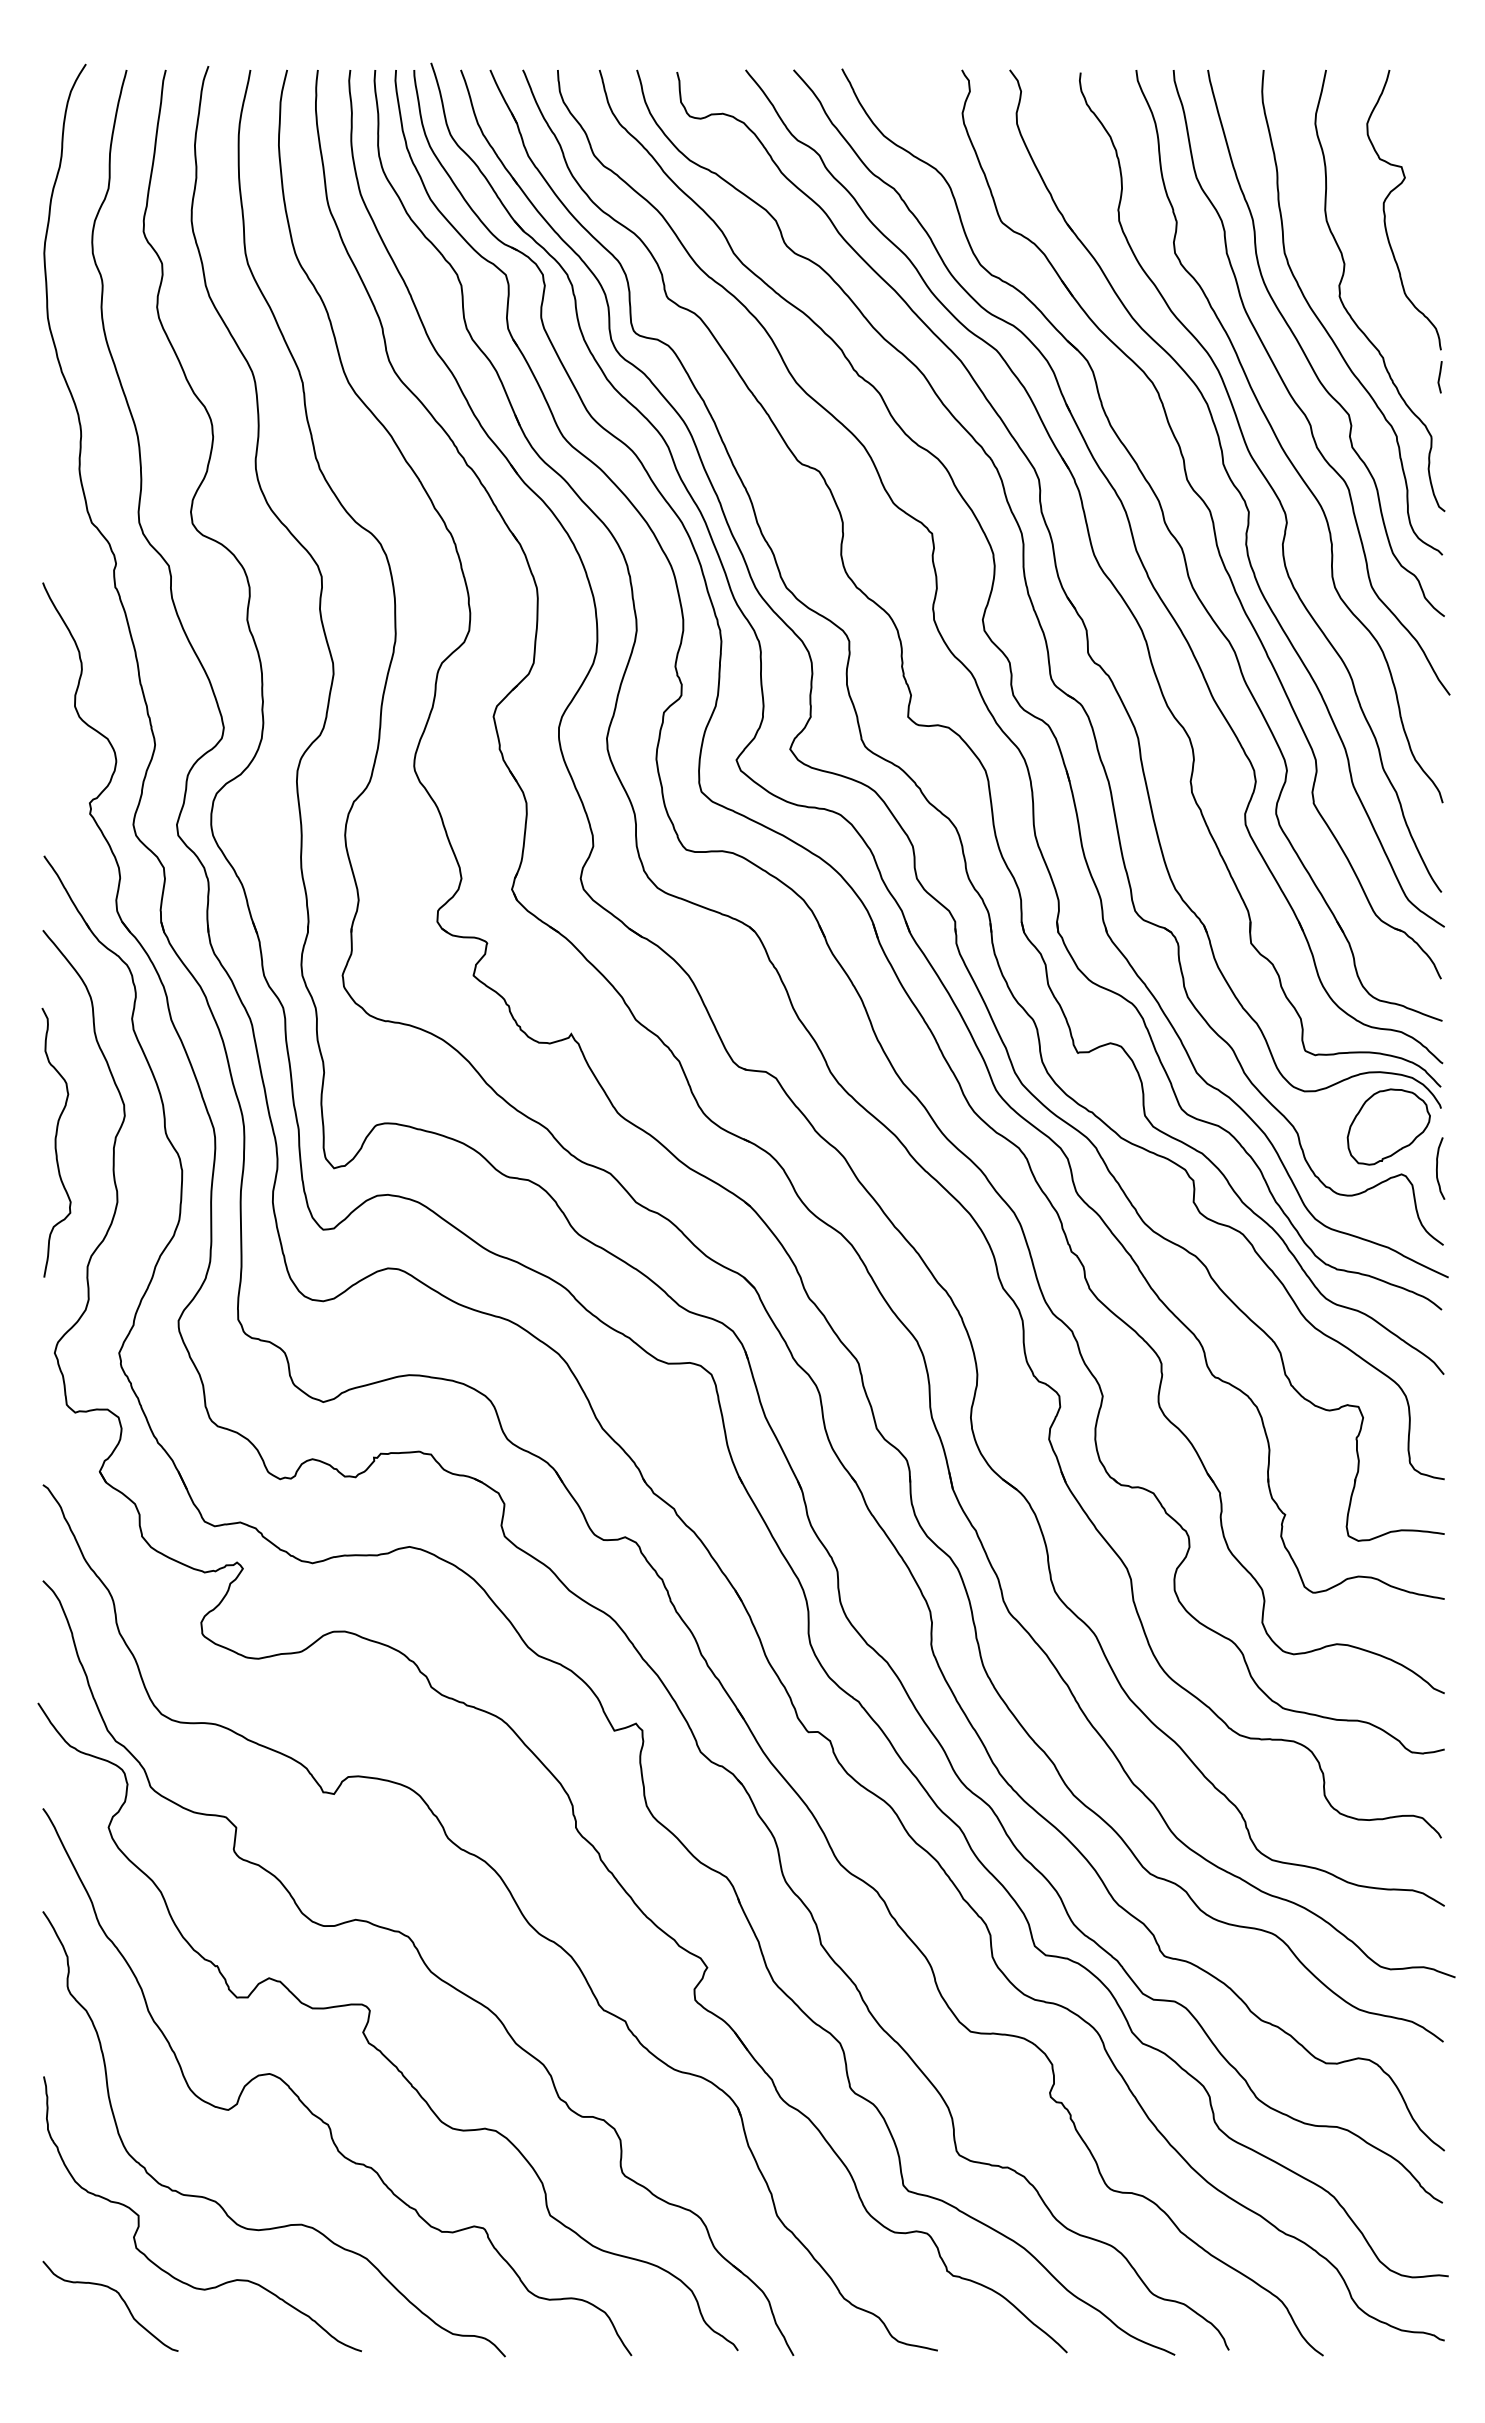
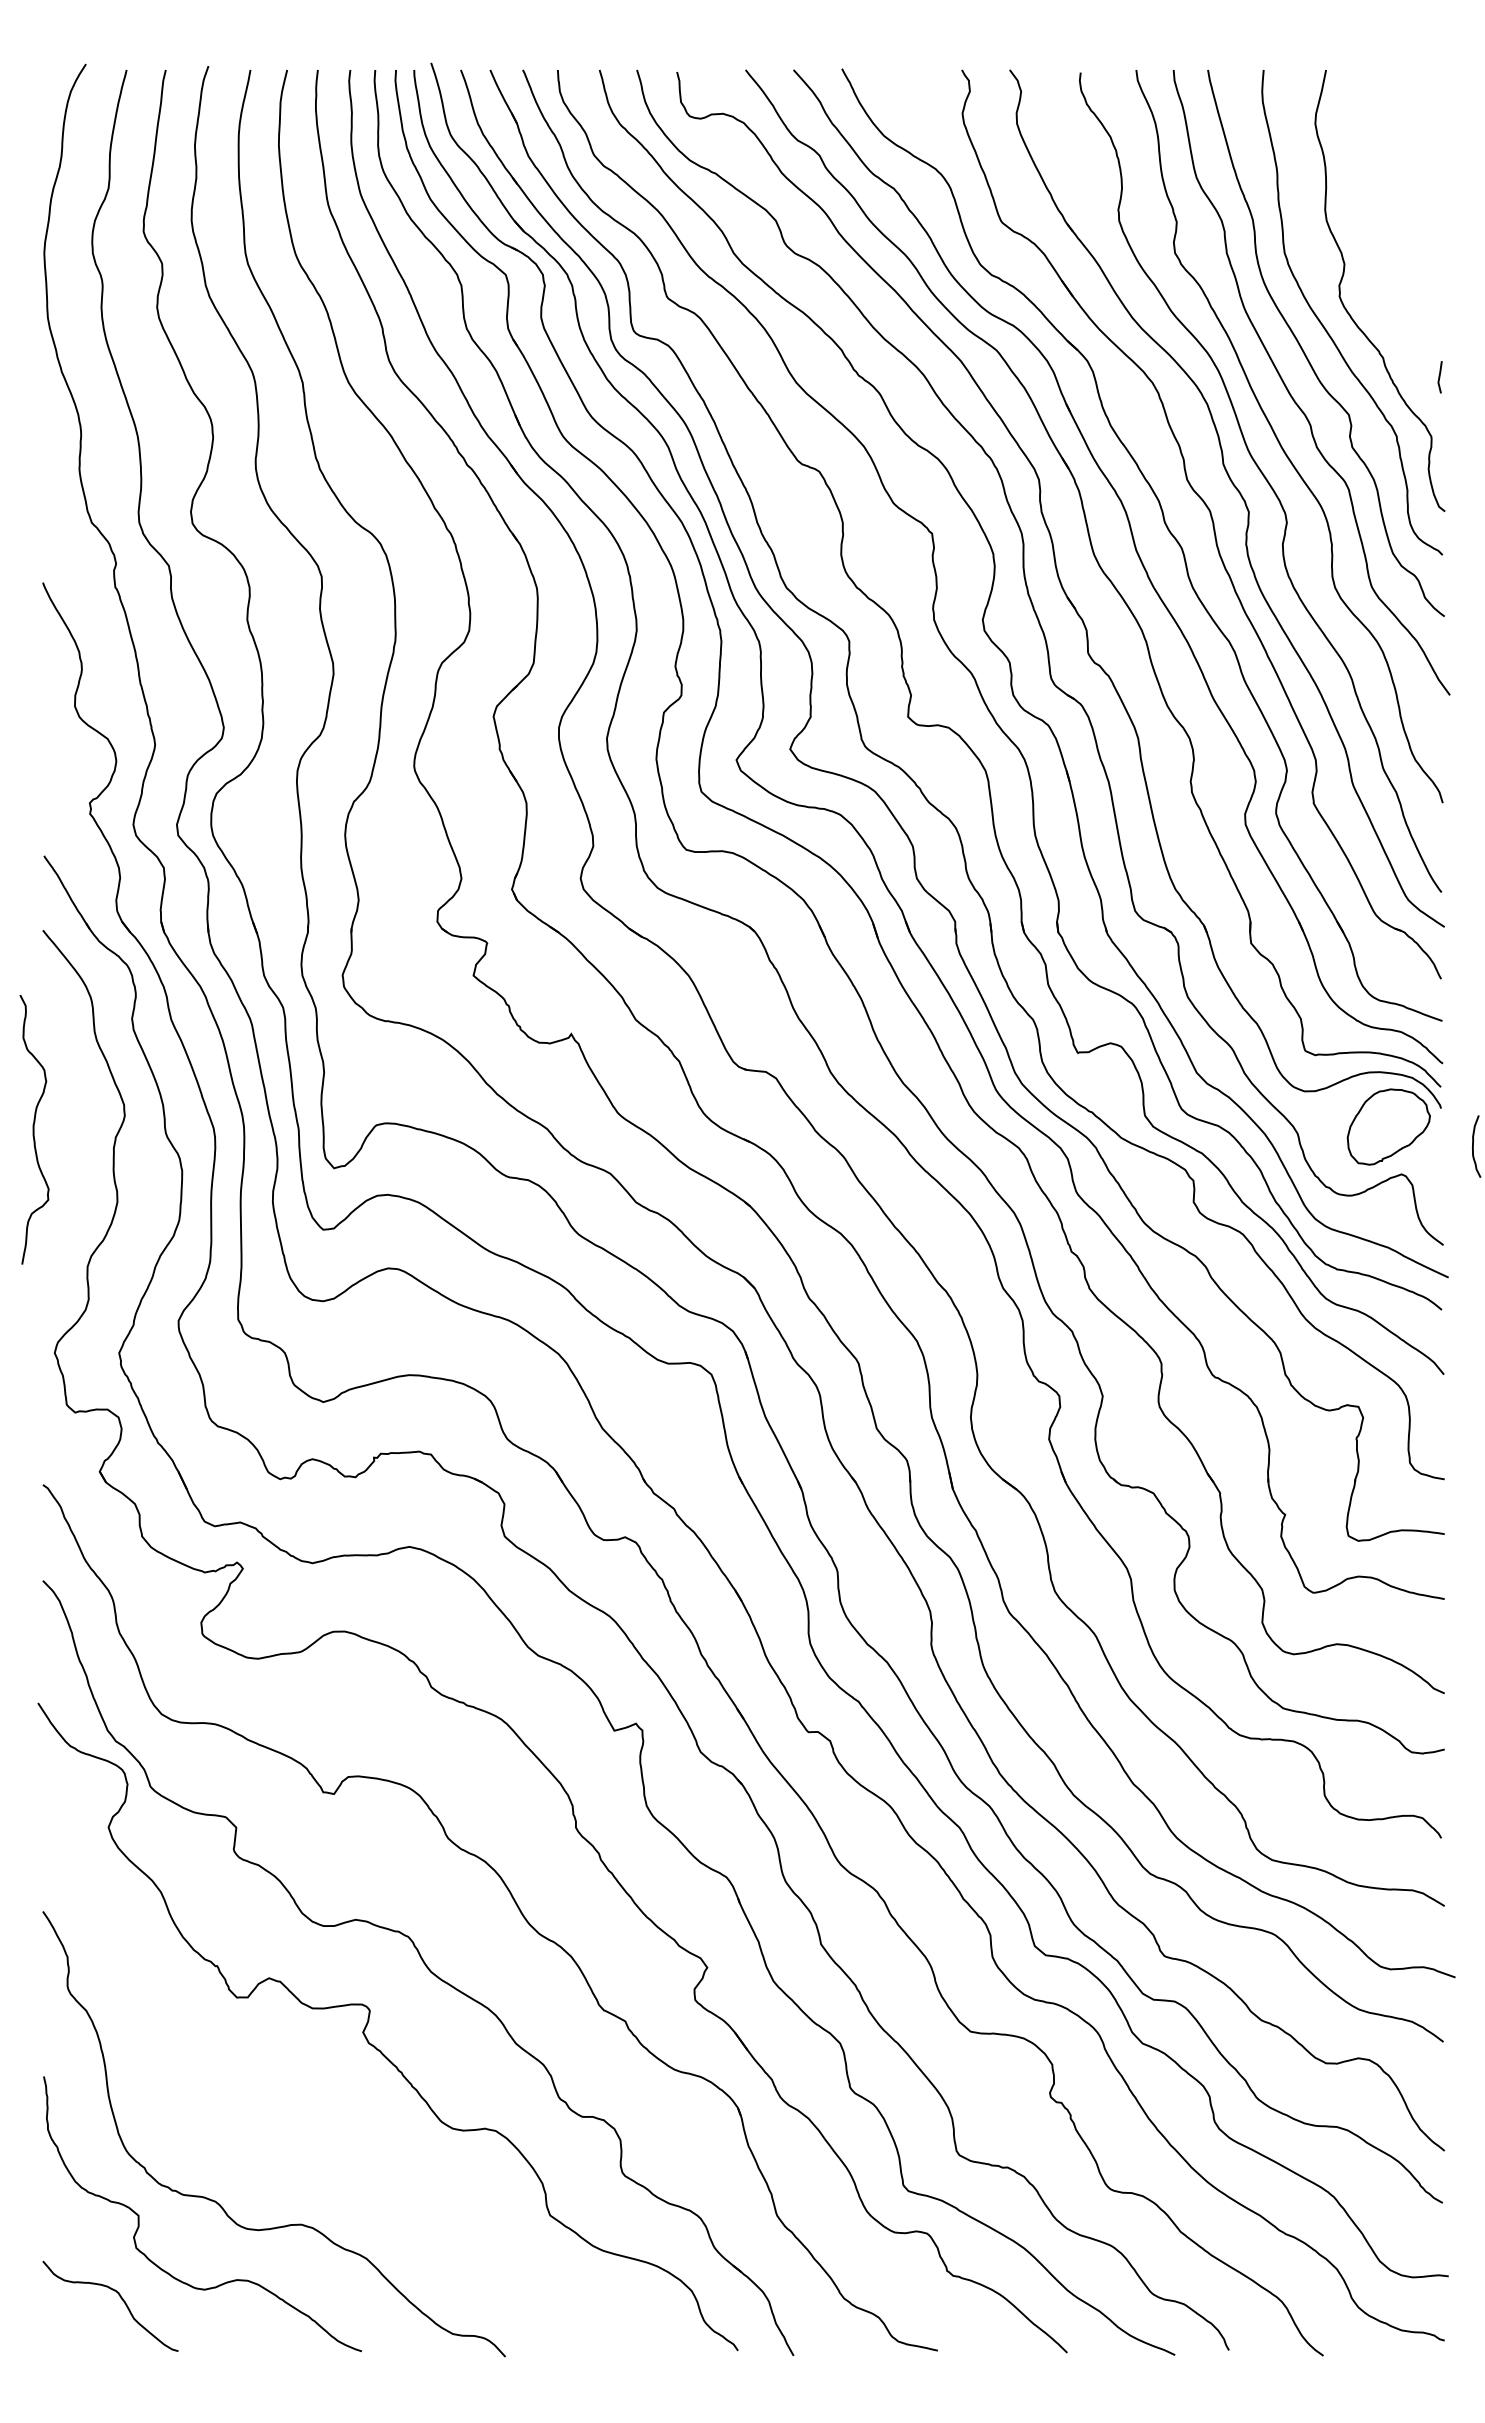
curve: present -> none (1385, 212)
curve position: (56, 1142) -> (34, 1129) (34, 1129)
curve position: (1437, 1168) -> (1473, 1146) (1473, 1146)
curve: present -> none (309, 2108)
